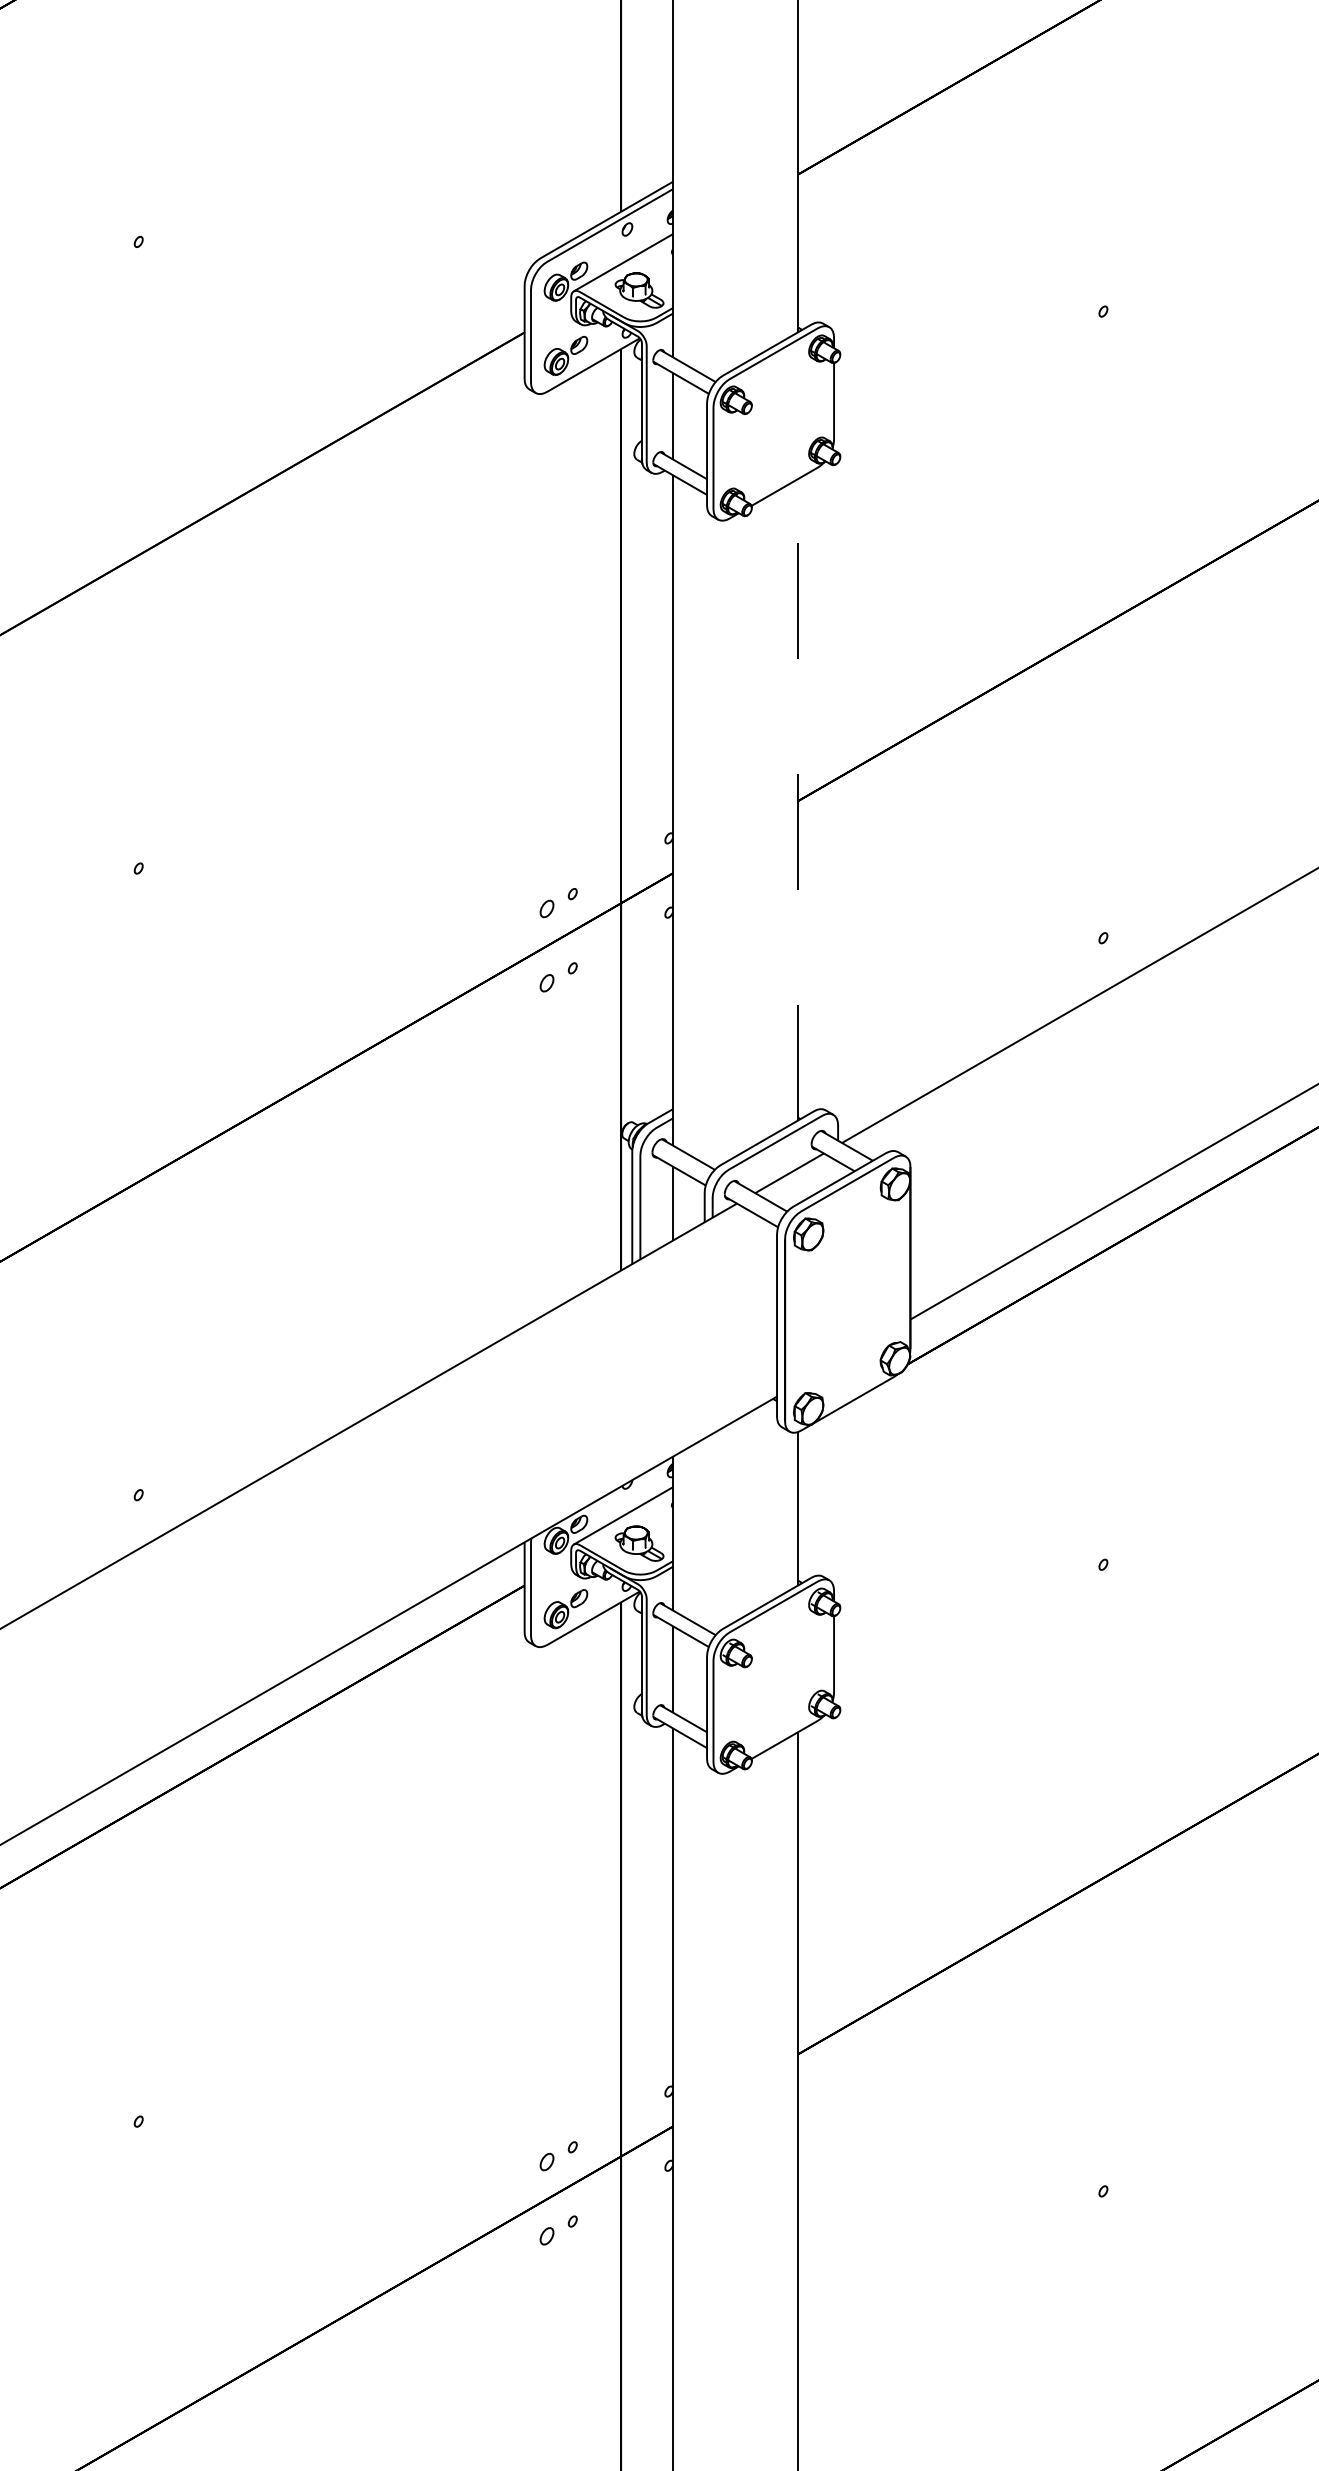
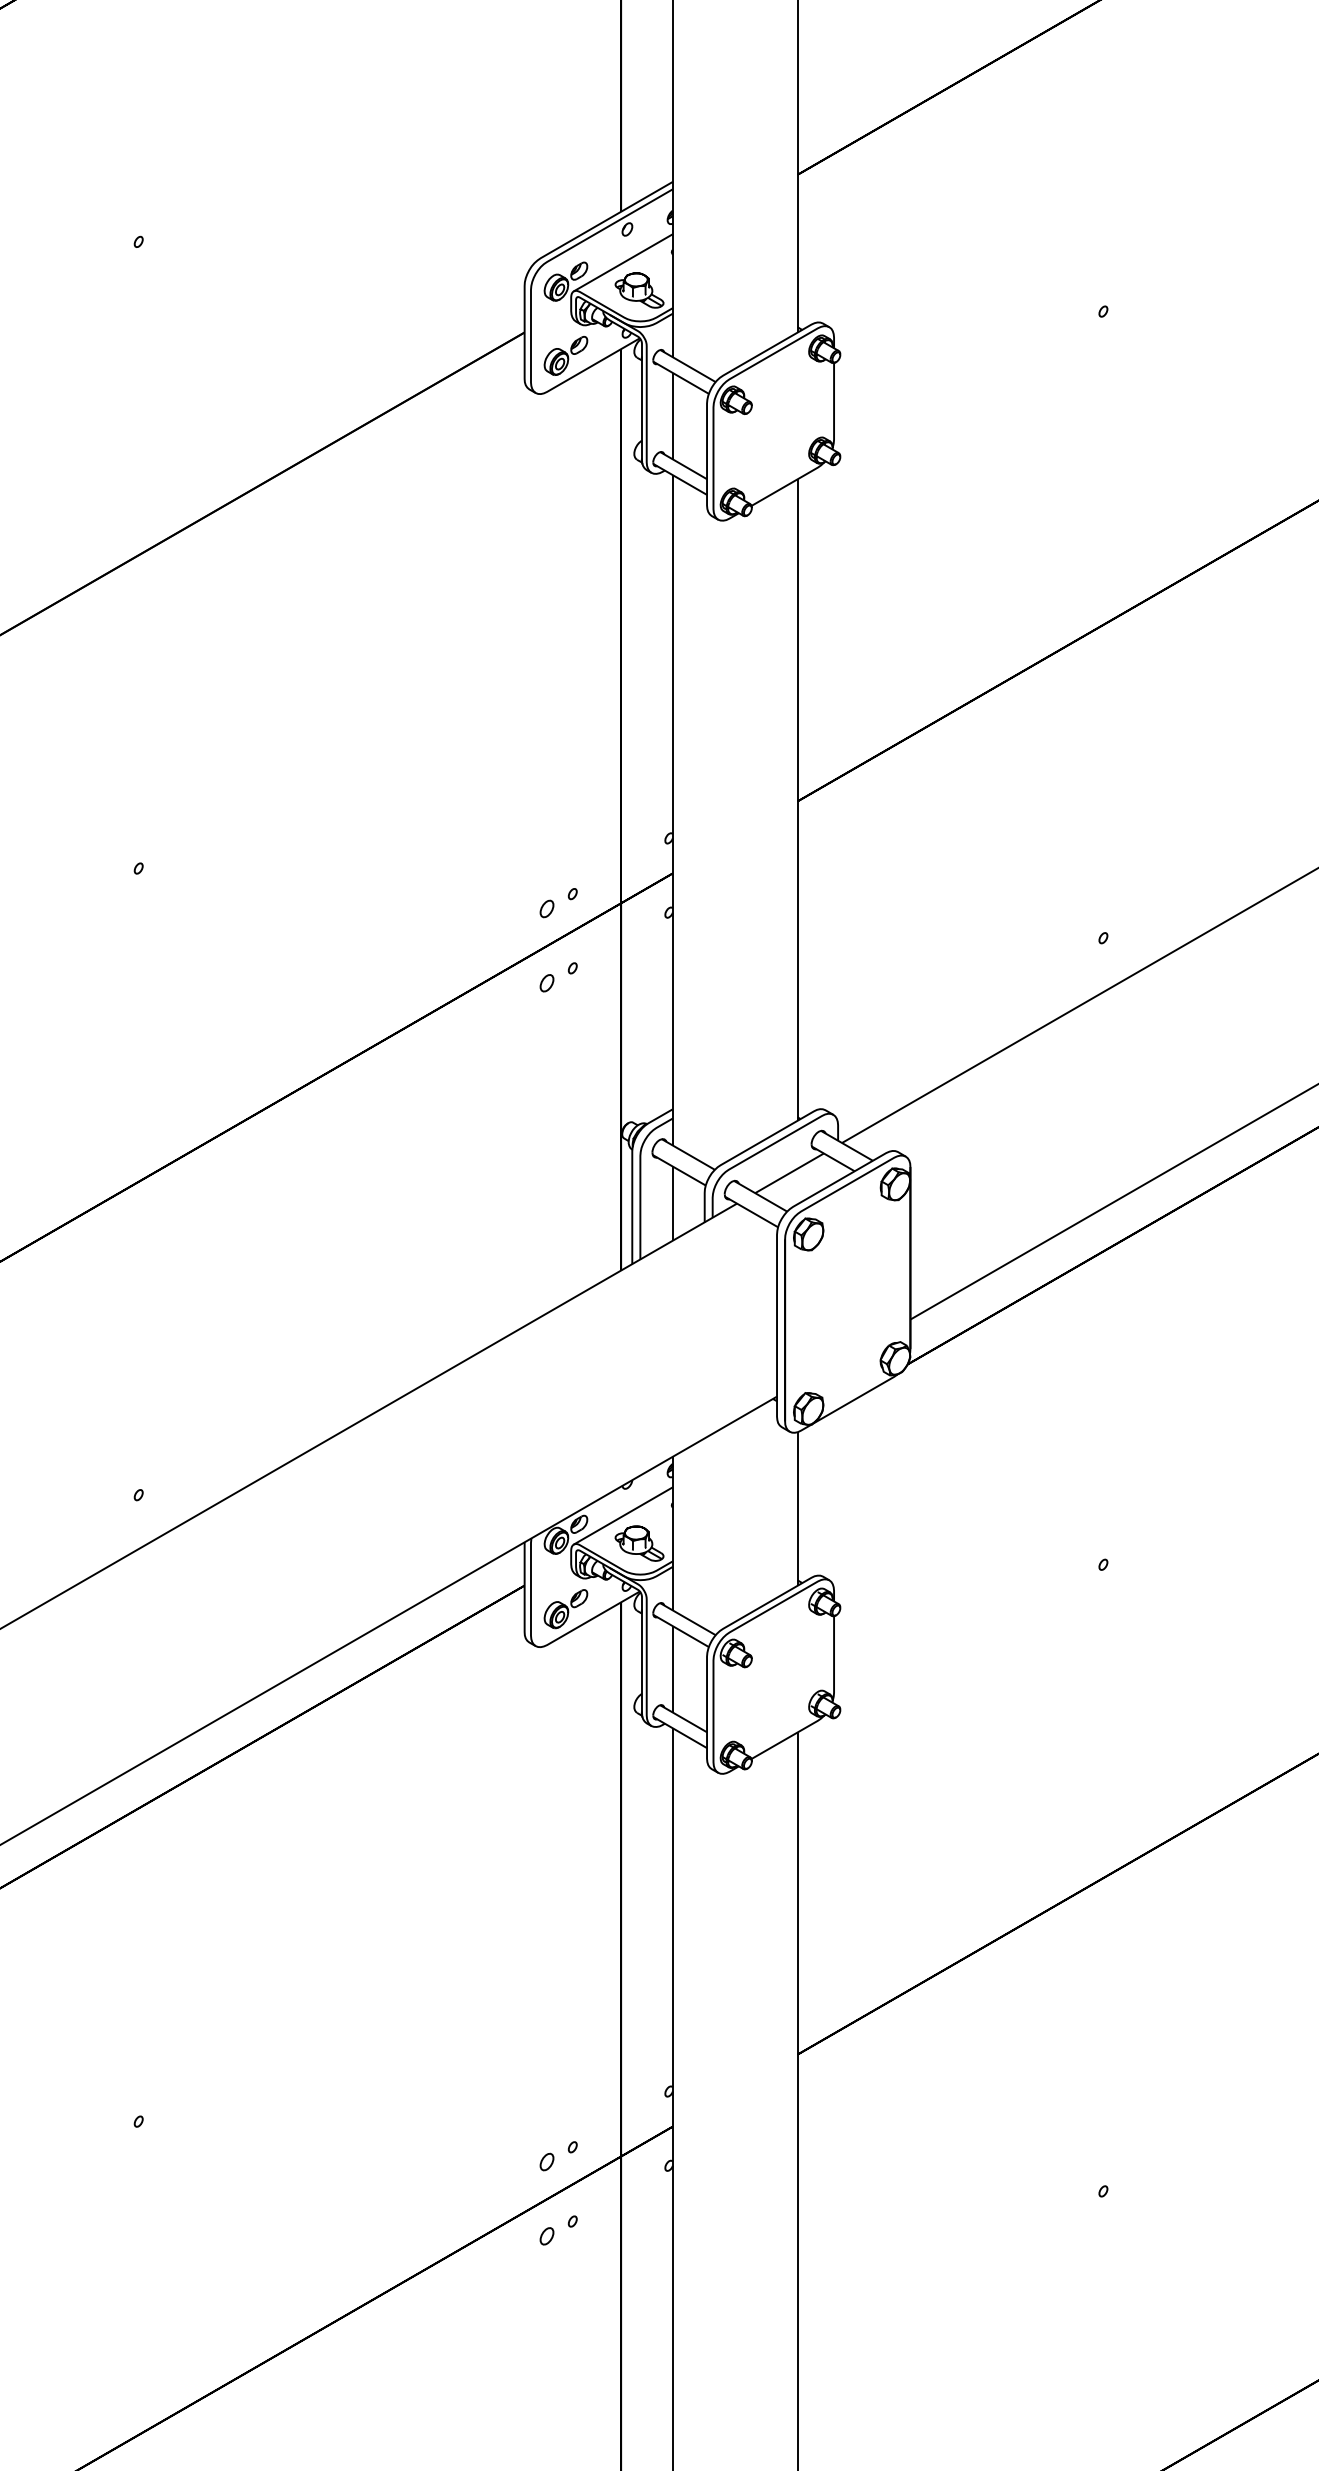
line: dashed -> solid (797, 800)
